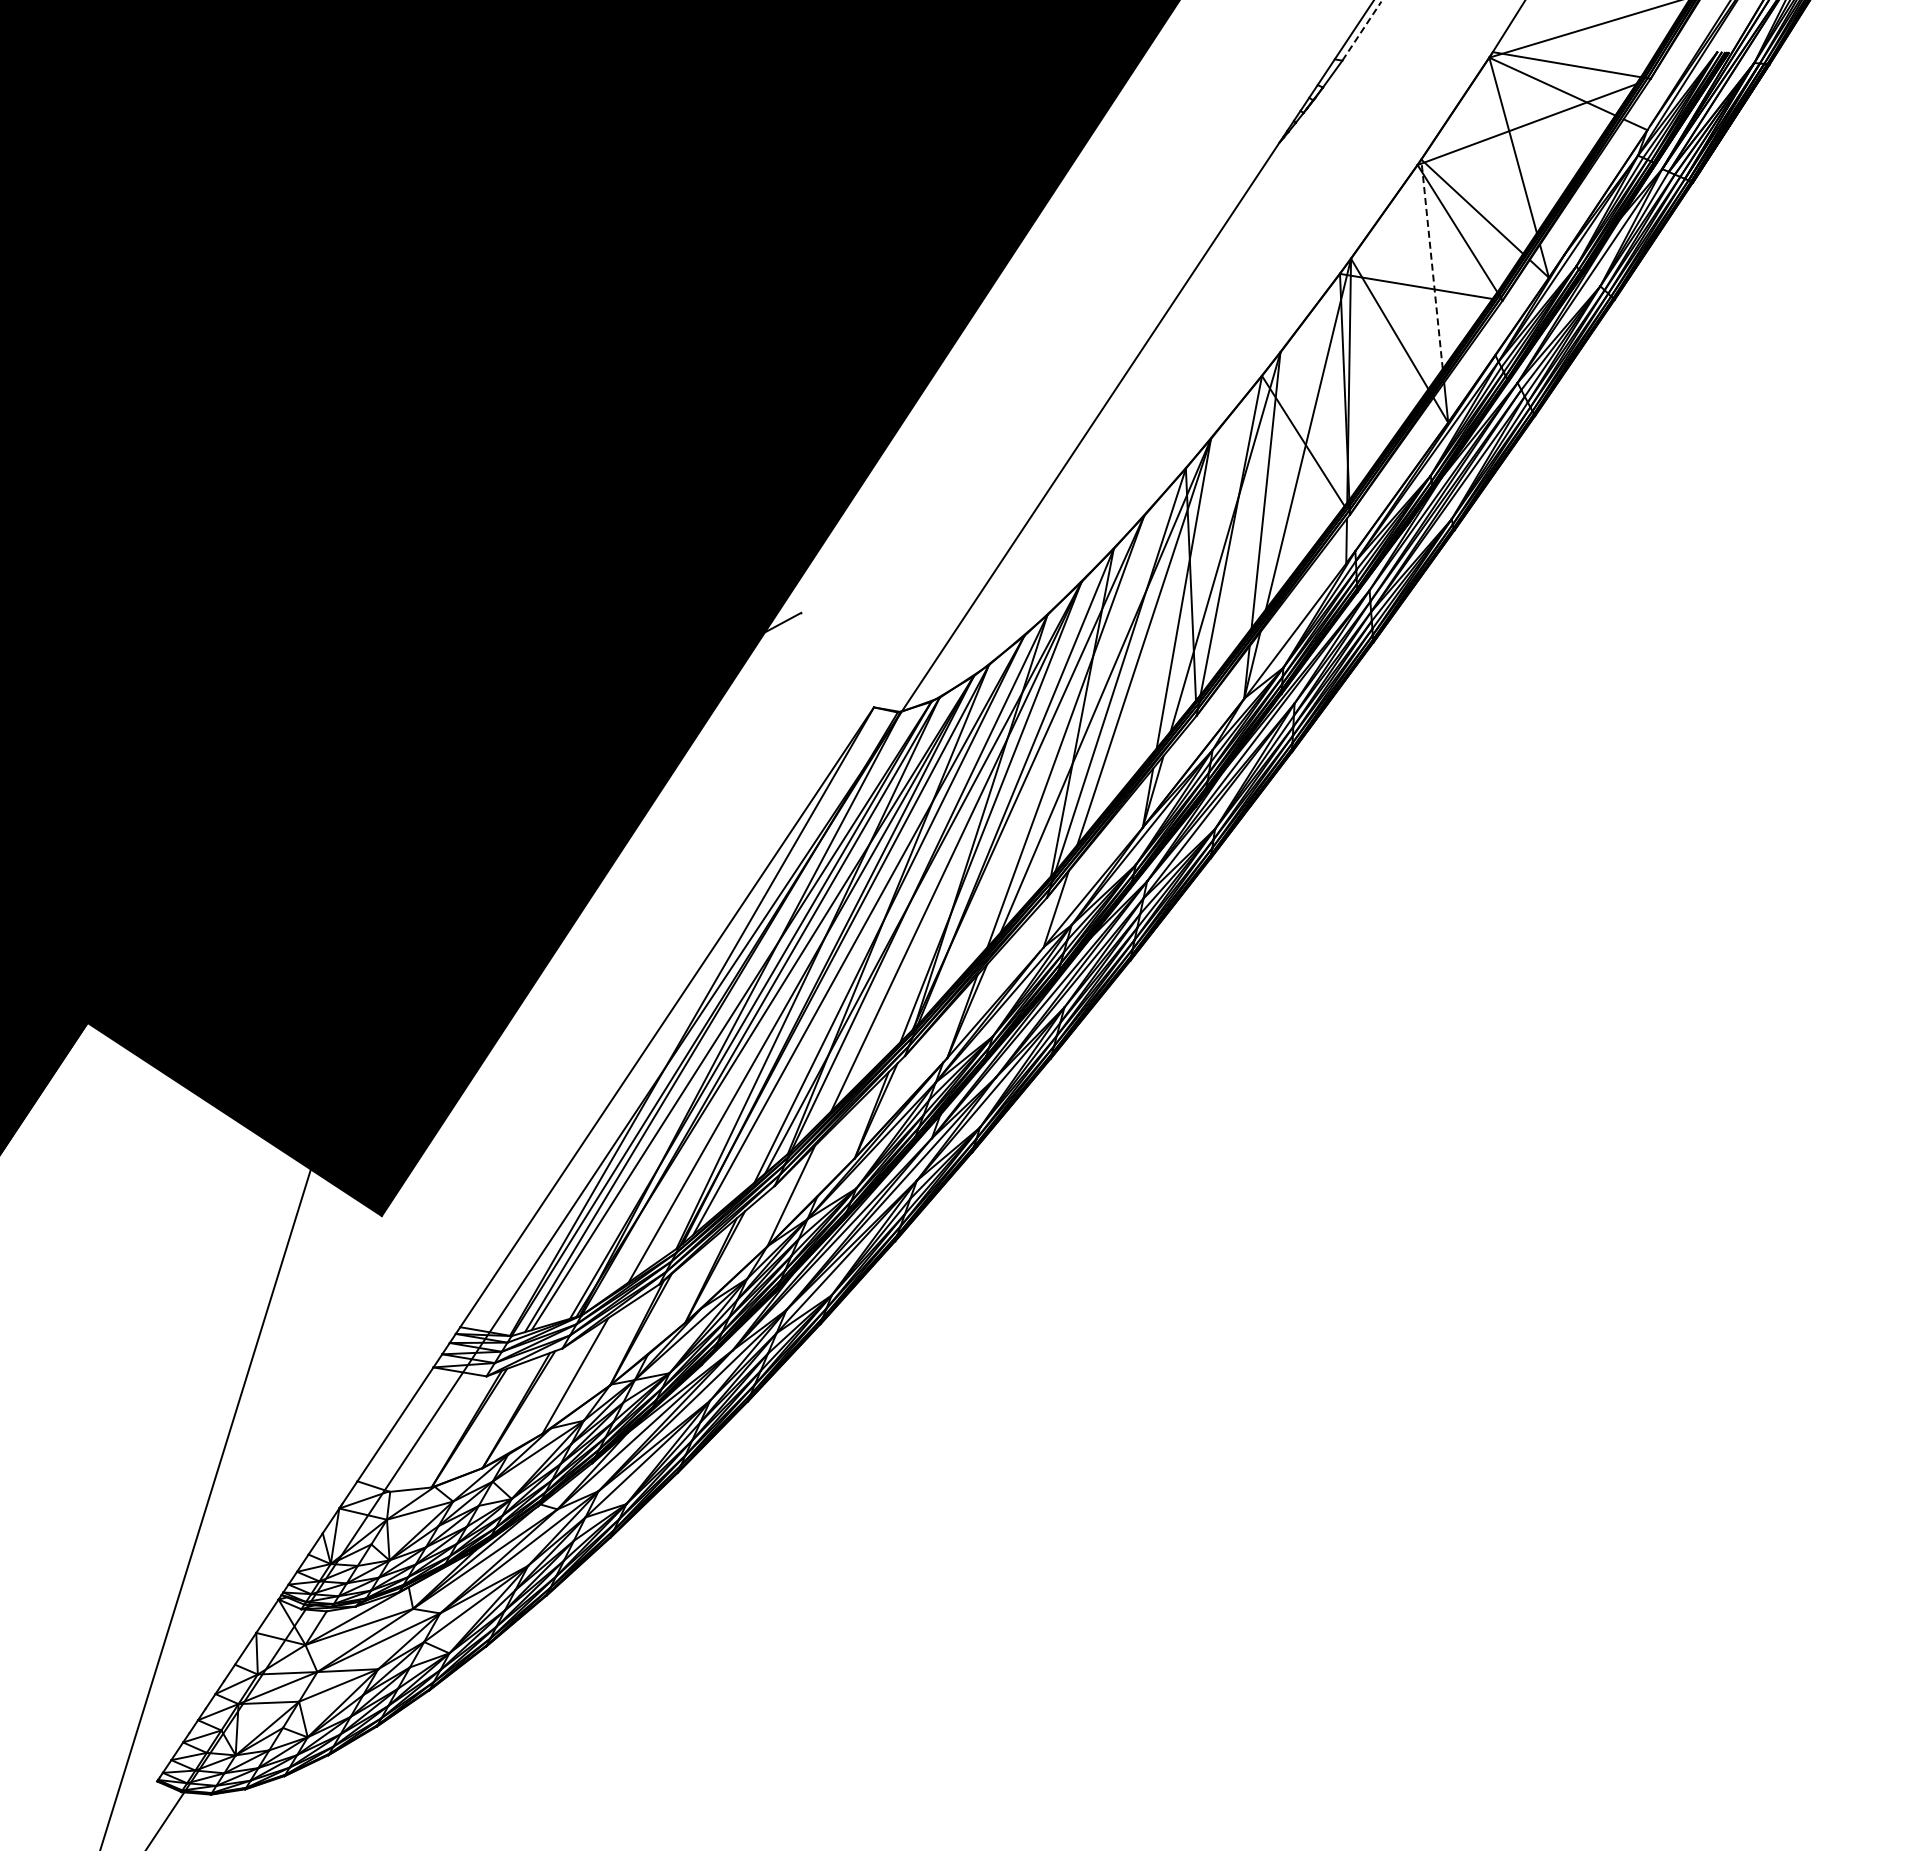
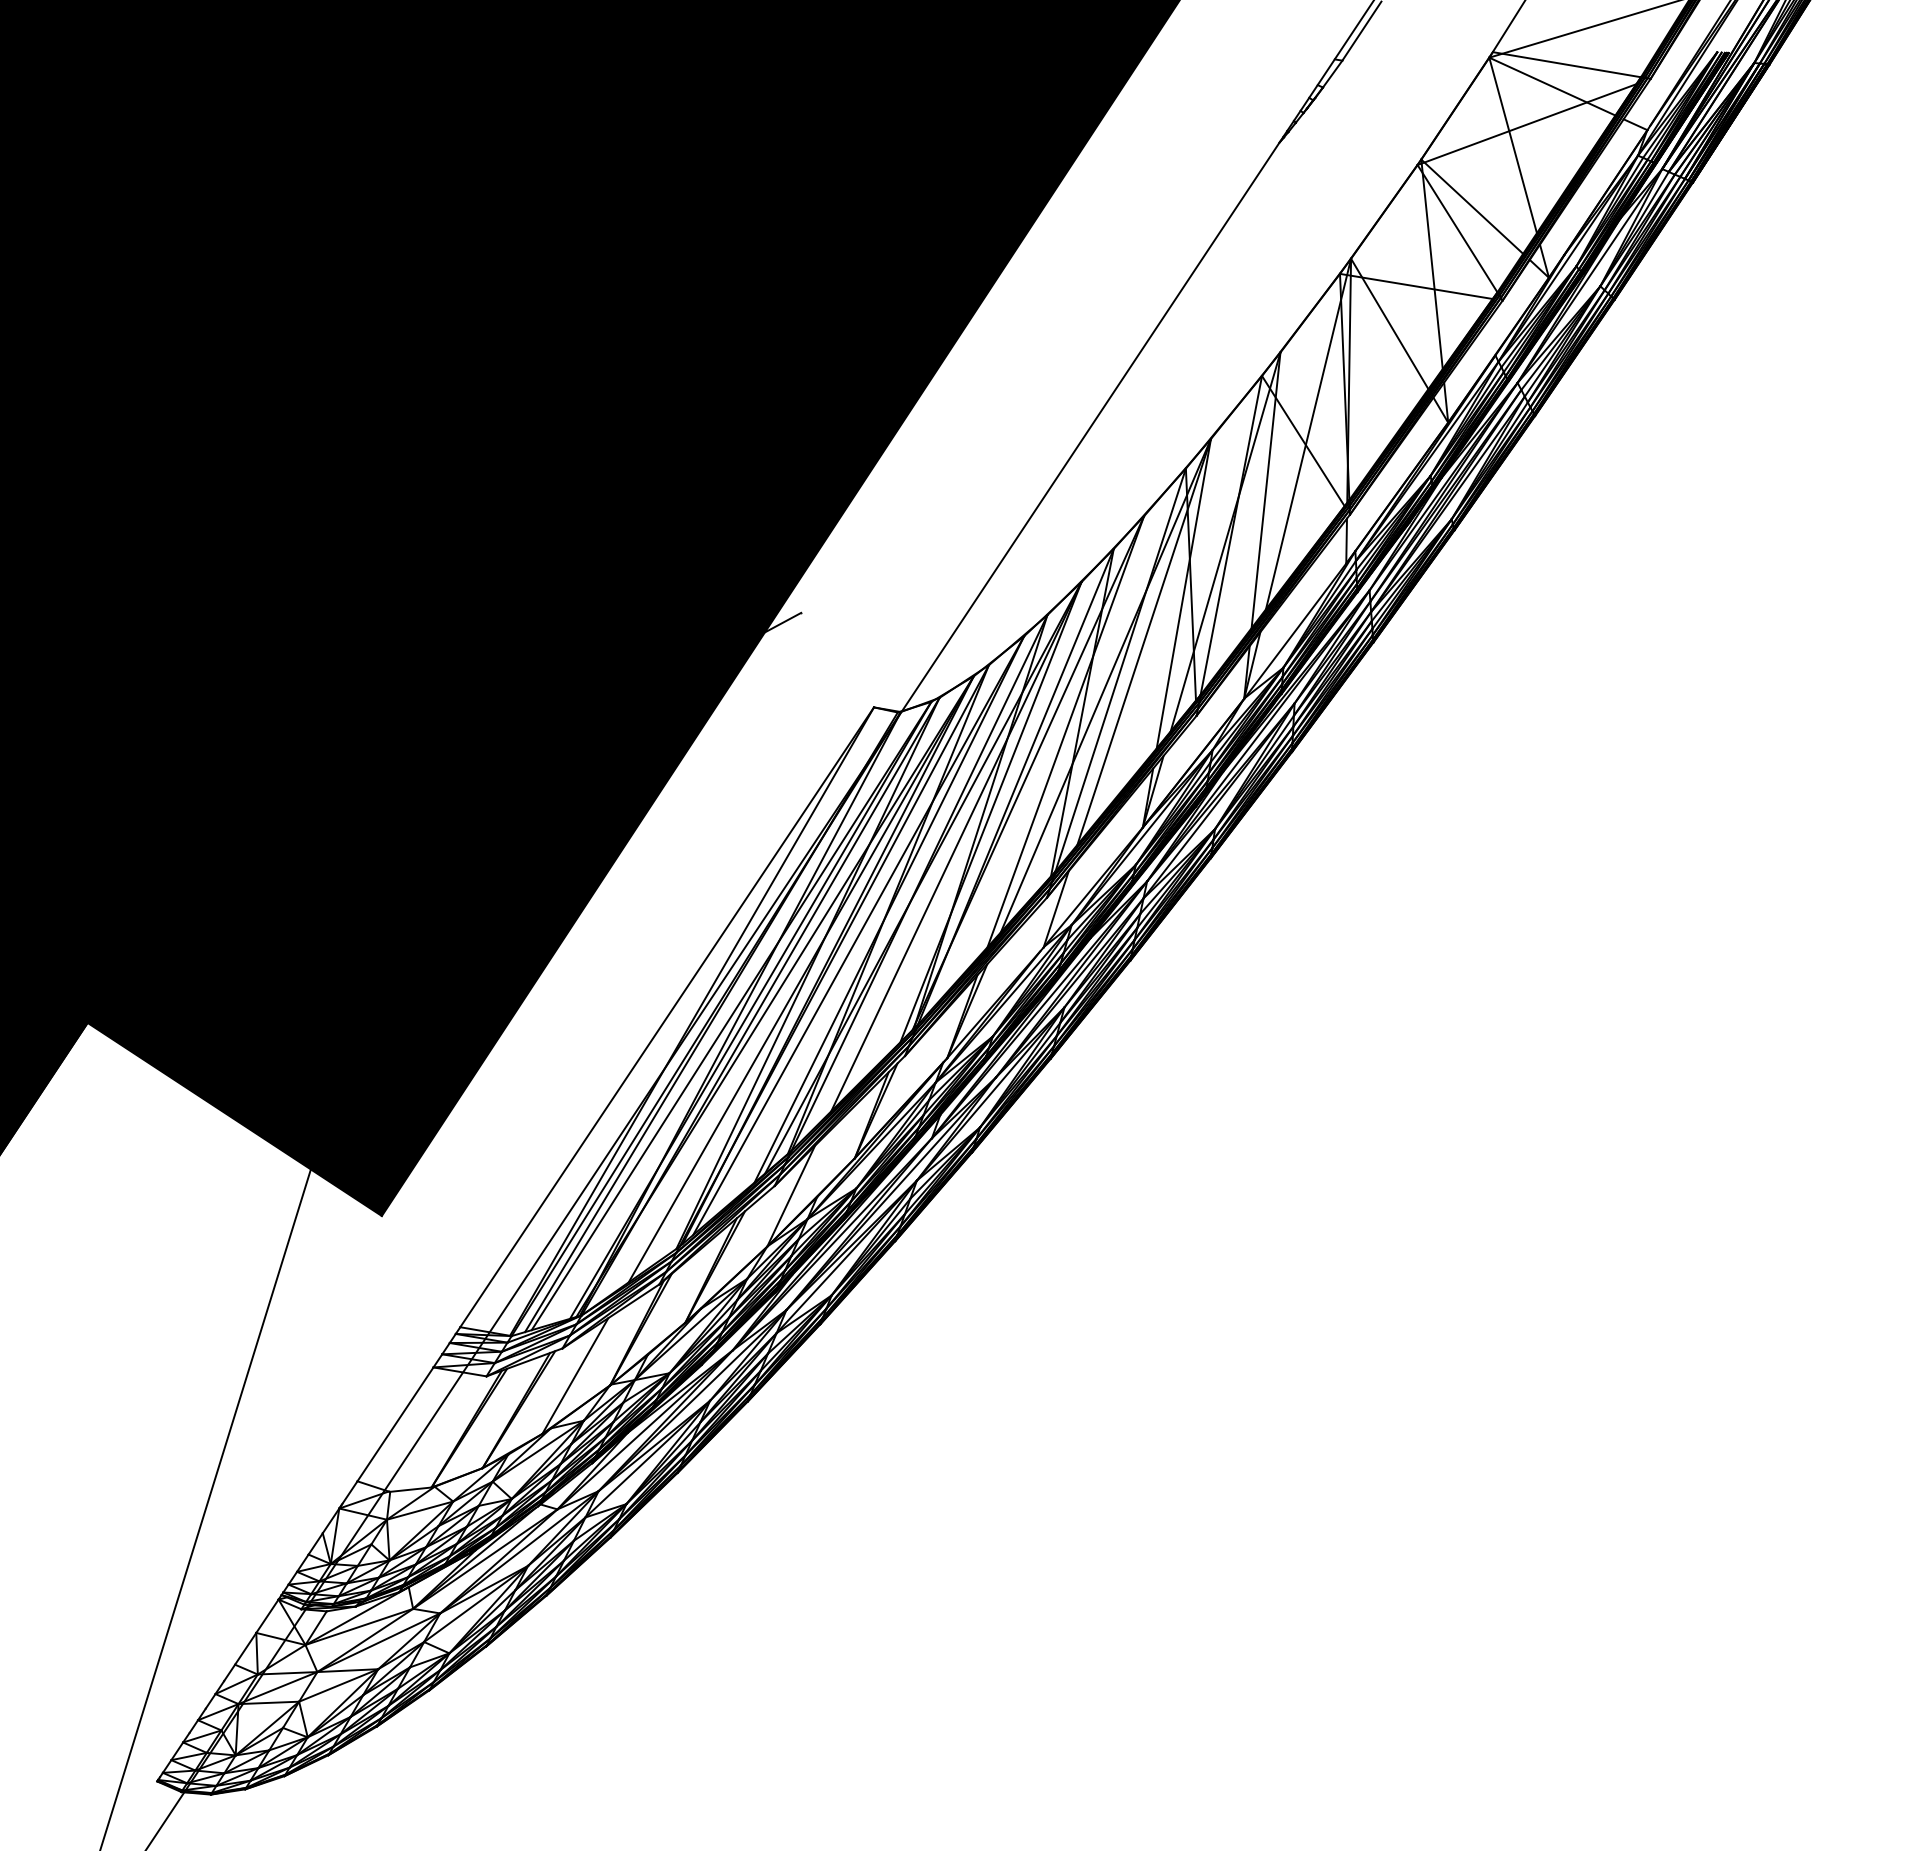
line: dashed -> solid (1362, 30)
line: dashed -> solid (1431, 263)
